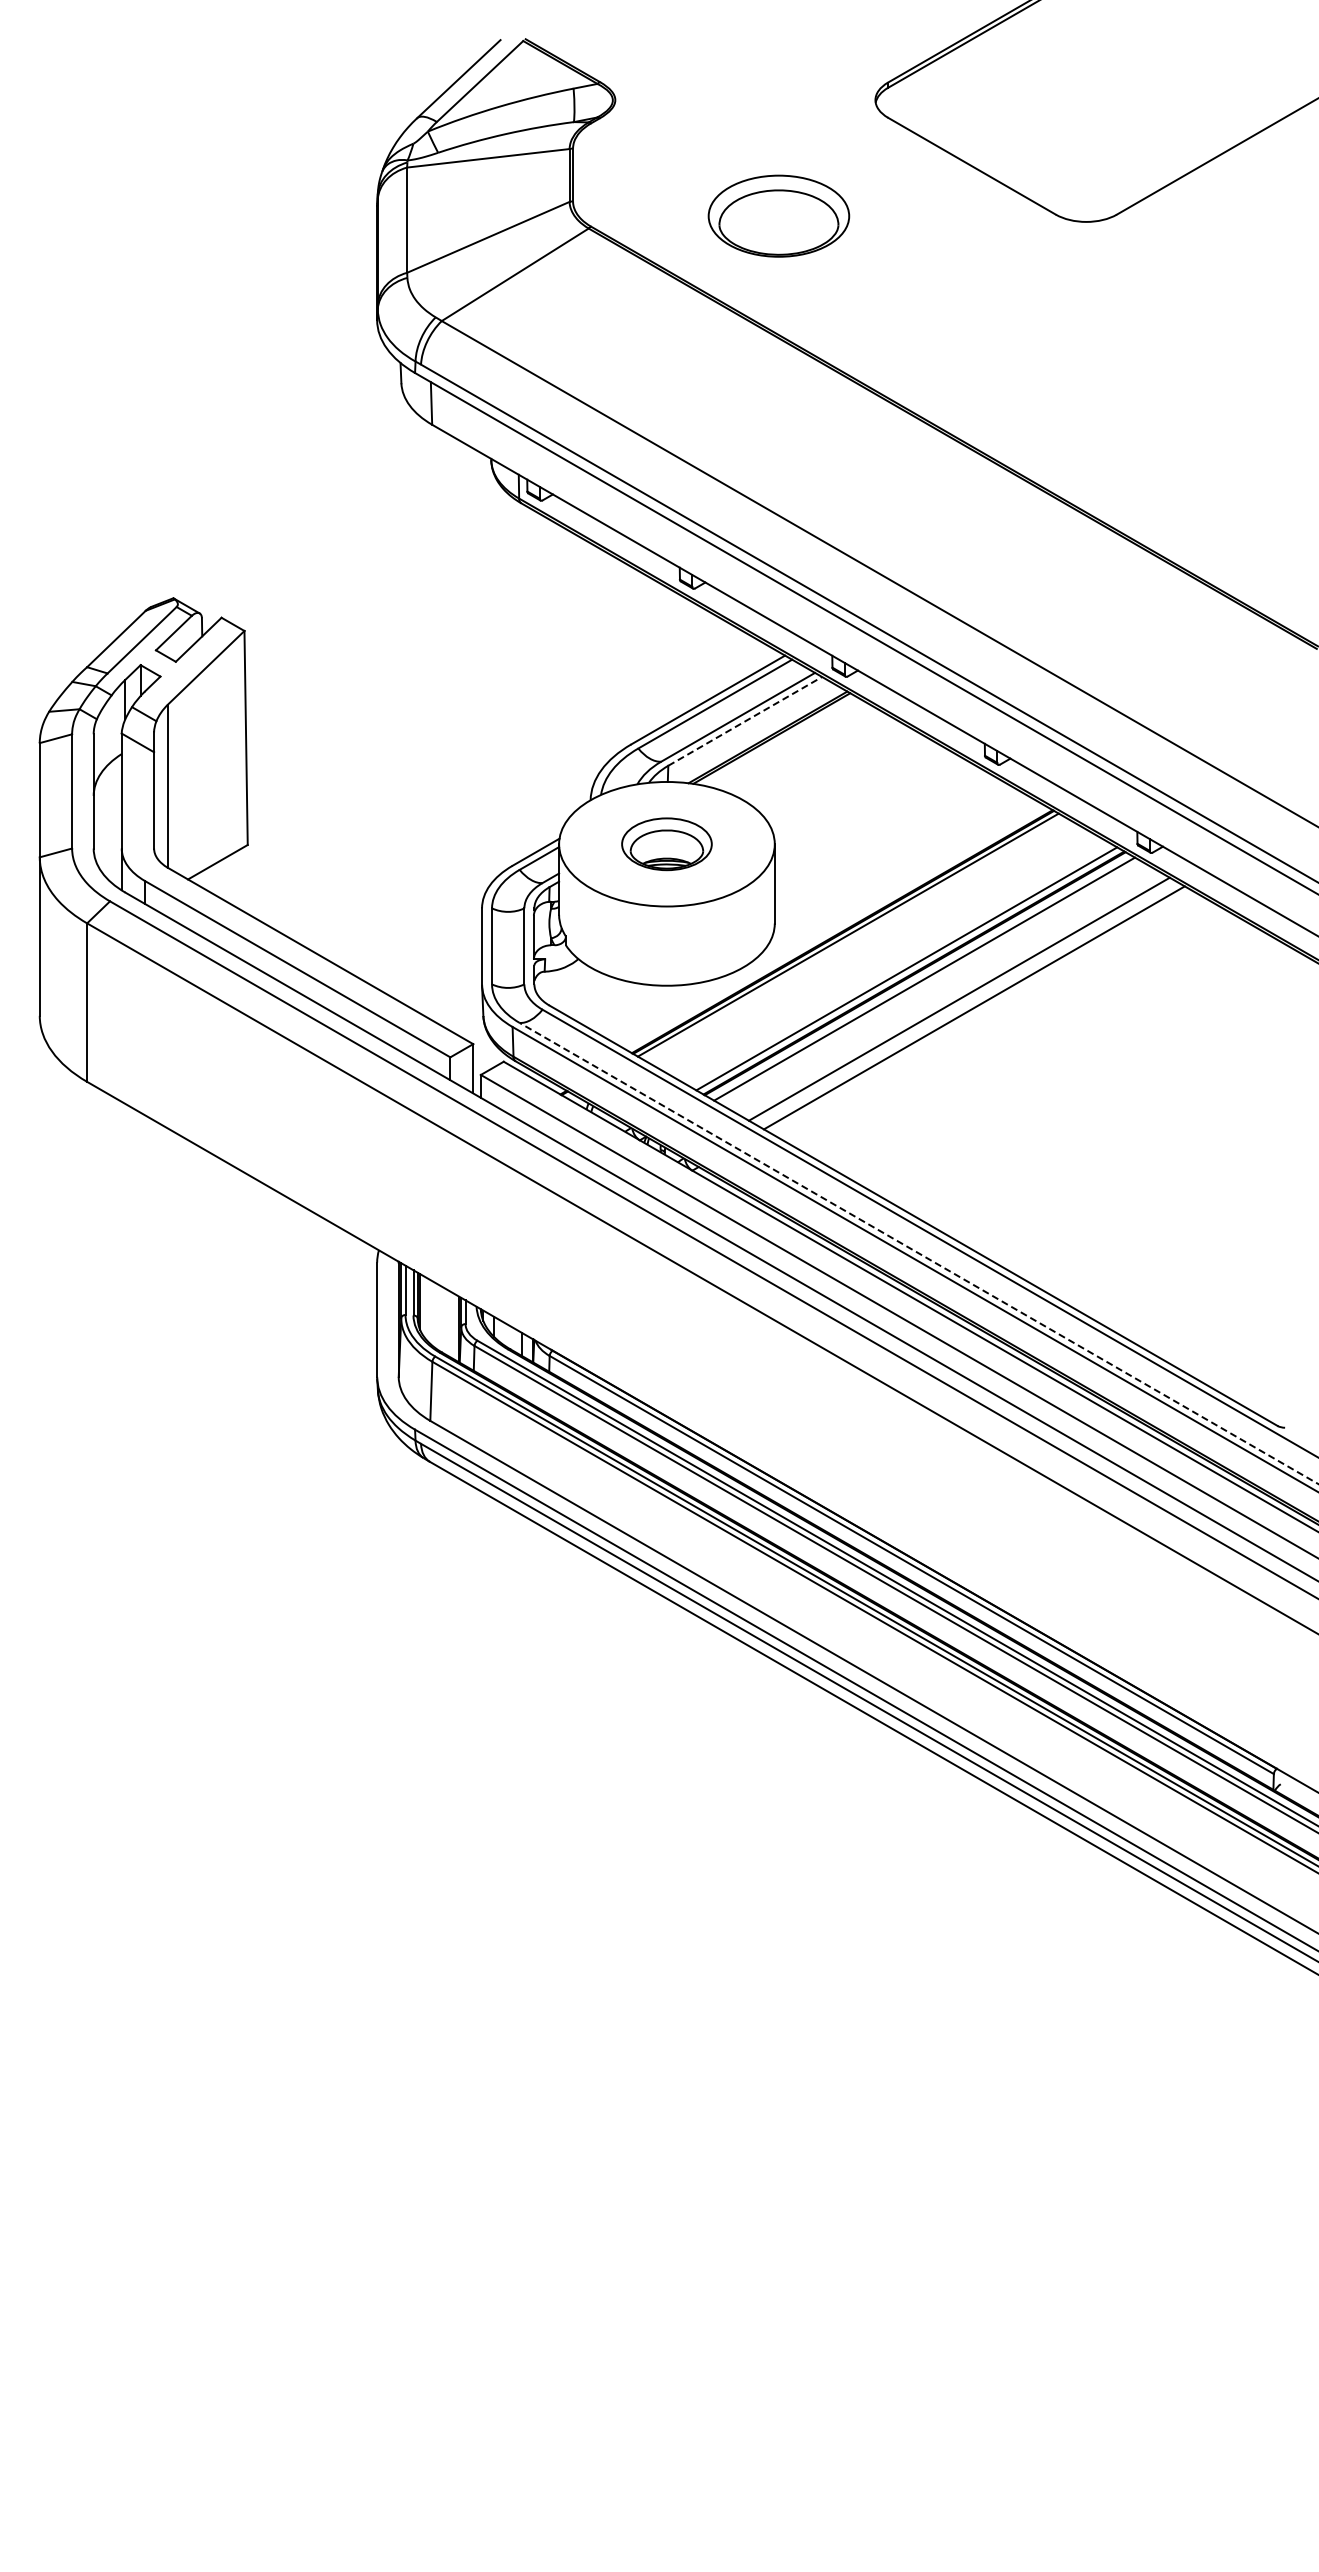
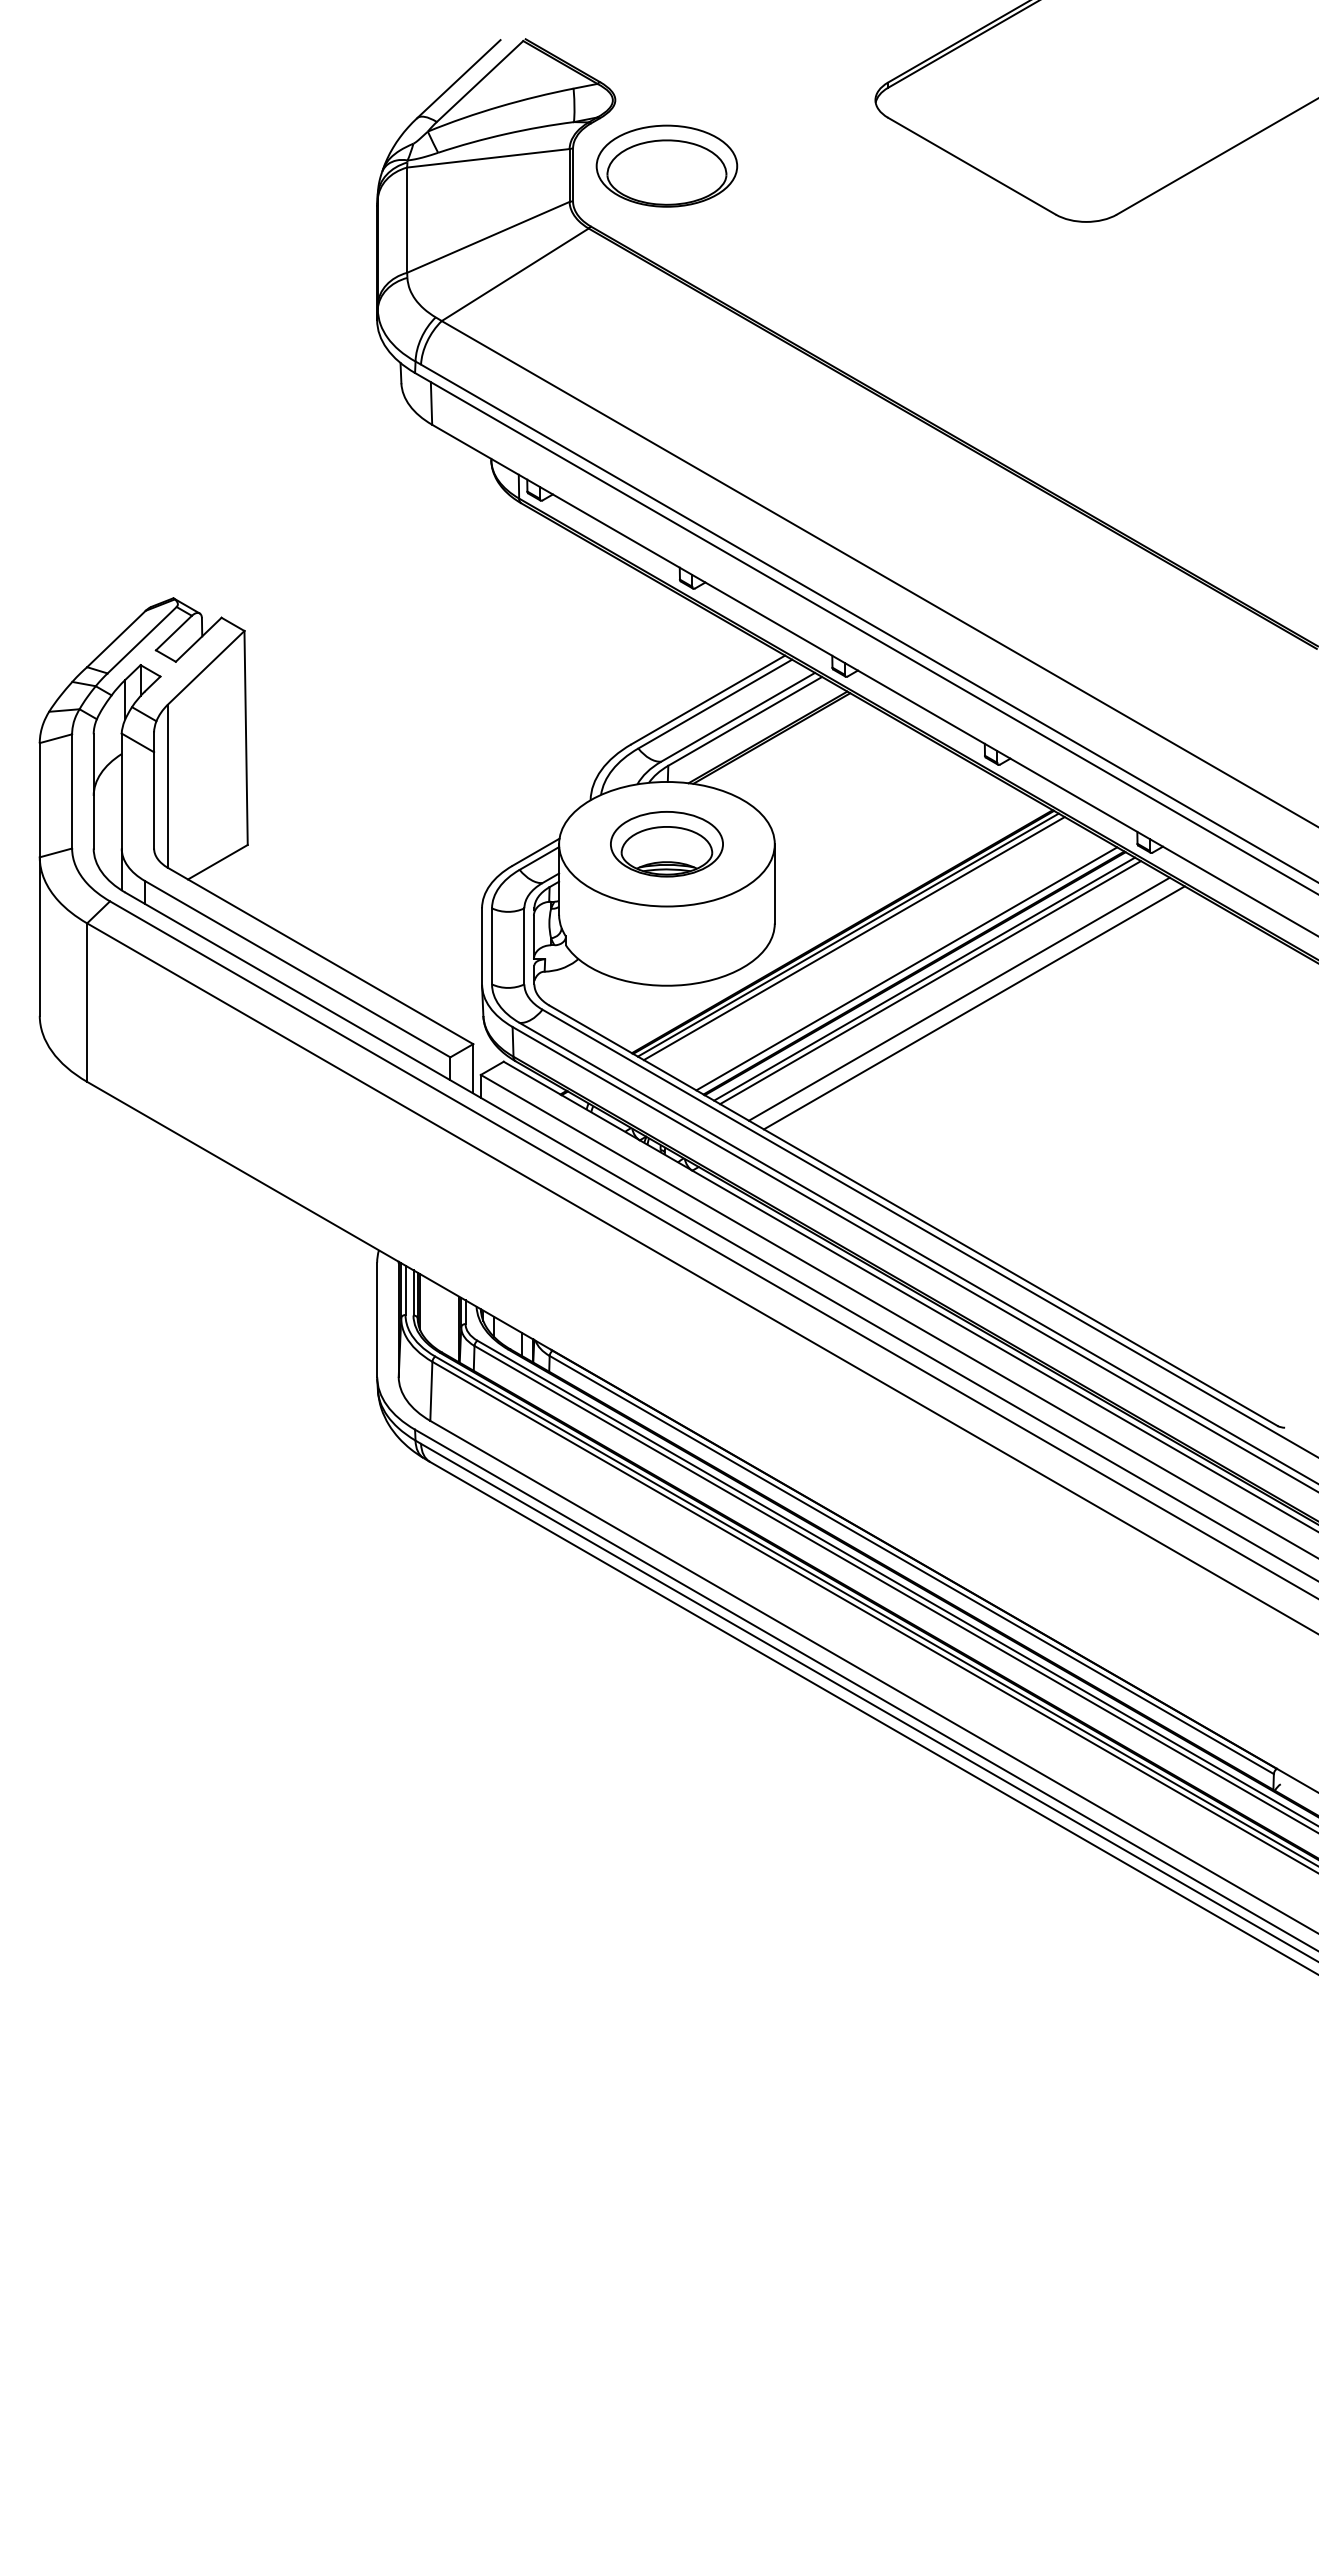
part position: (778, 215) -> (666, 165) (666, 165)
line: dashed -> solid (745, 721)
part size: 92x55 px -> 114x67 px (666, 844)
line: none -> present (853, 938)
line: none -> present (930, 982)
line: dashed -> solid (918, 1253)
